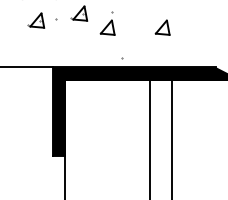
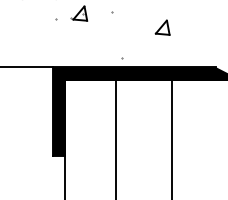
part: present -> none (36, 20)
part: present -> none (107, 27)
line position: (149, 137) -> (115, 137) (115, 137)
